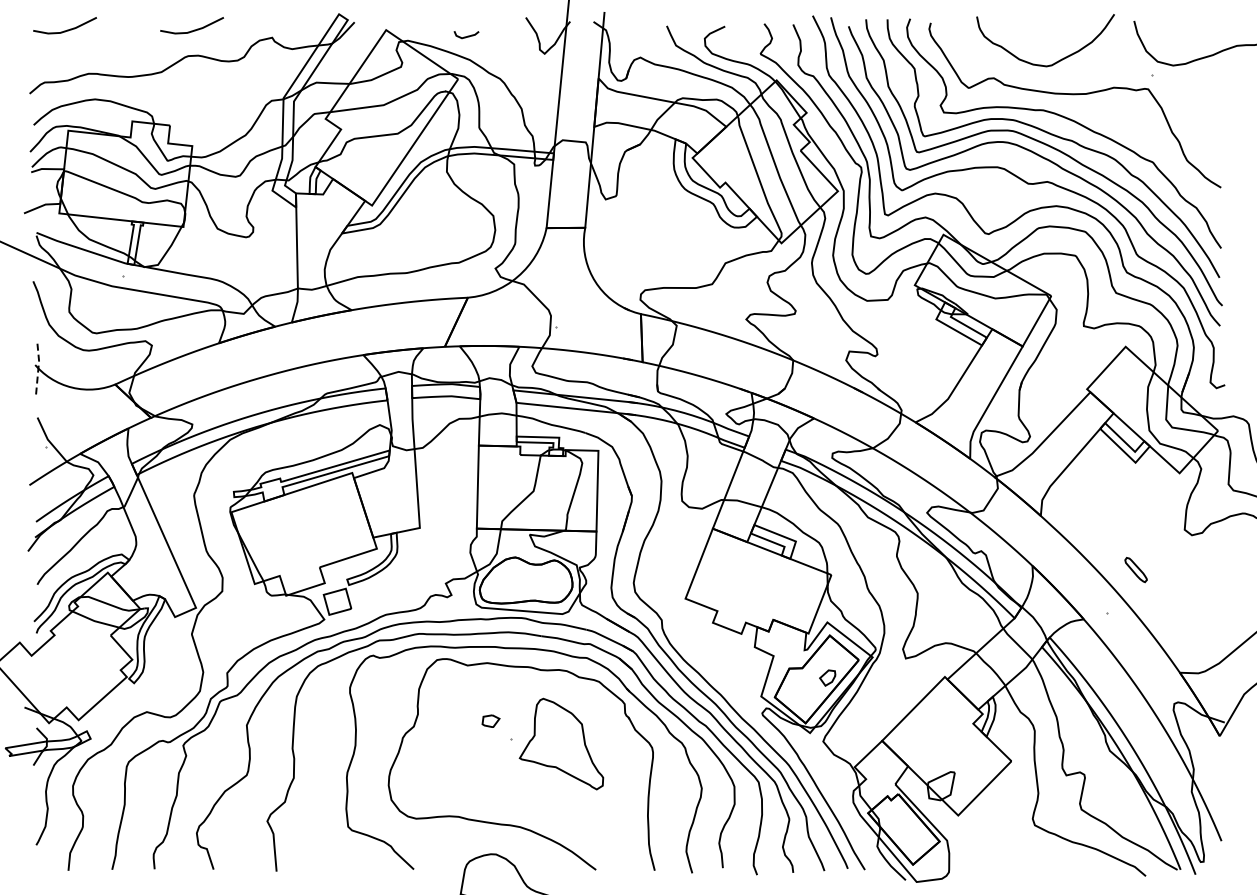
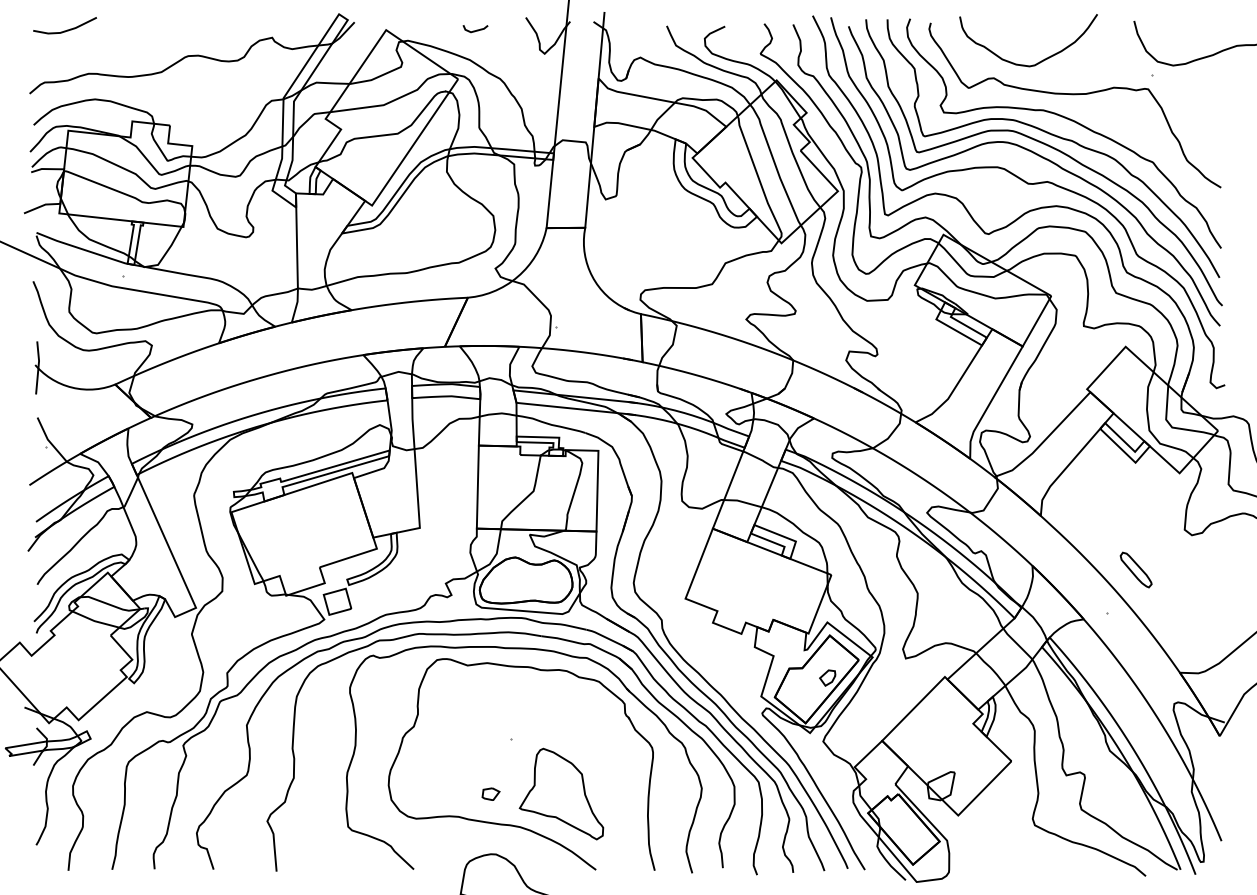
line: present -> none (194, 29)
line position: (467, 35) -> (476, 29) (476, 29)
curve position: (1056, 61) -> (1039, 61) (1039, 61)
line: dashed -> solid (38, 366)
part size: 24x27 px -> 34x38 px (1135, 569)
part position: (490, 720) -> (490, 793) (490, 793)
part position: (561, 743) -> (561, 793) (561, 793)
